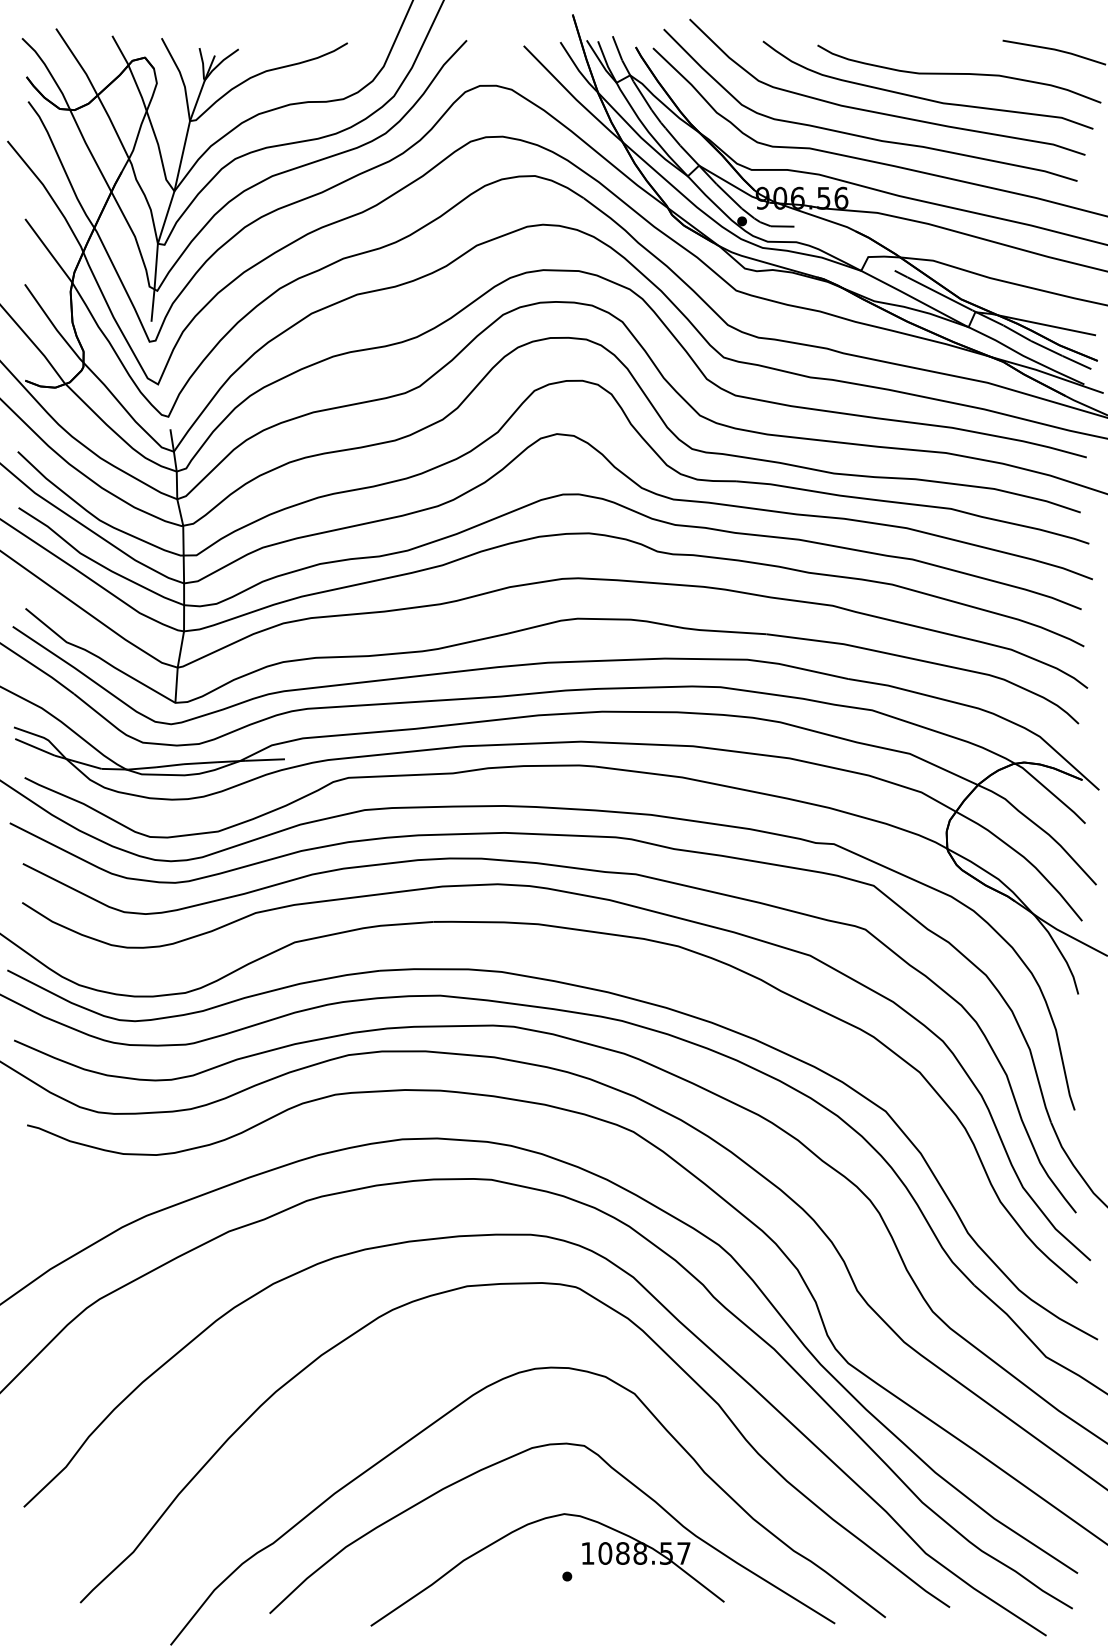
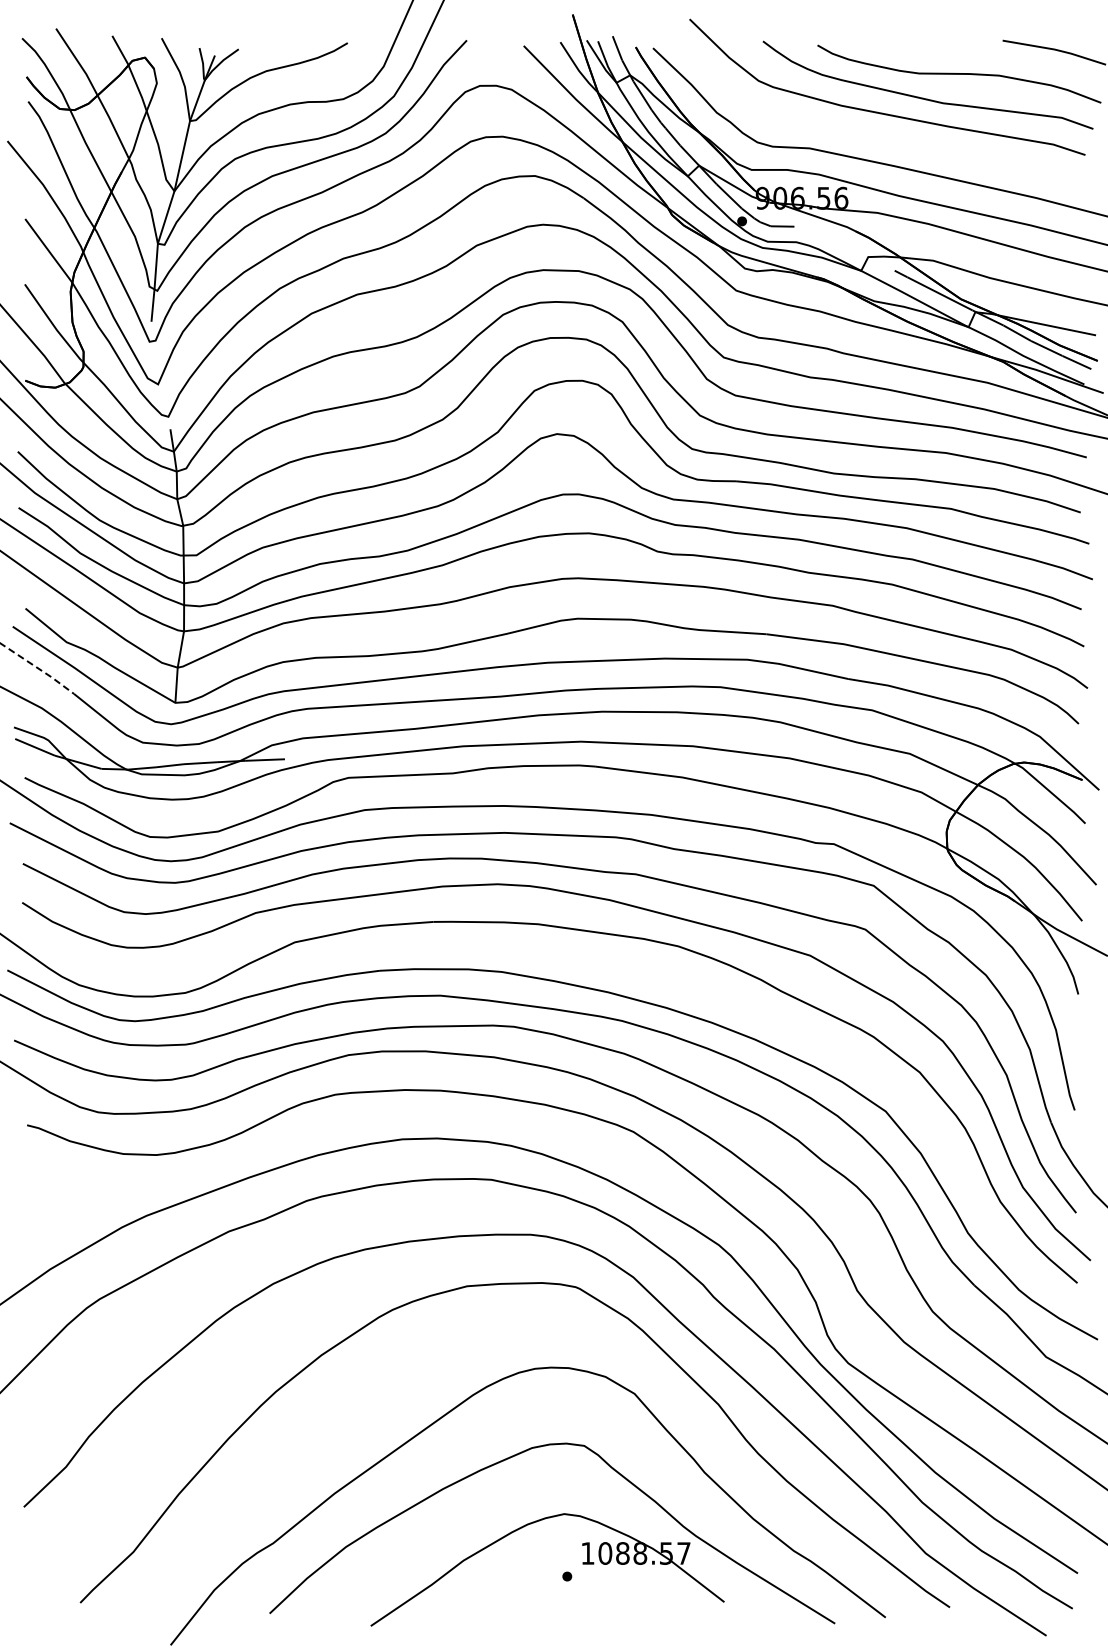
curve: present -> none (862, 135)
line: solid -> dashed (38, 668)
